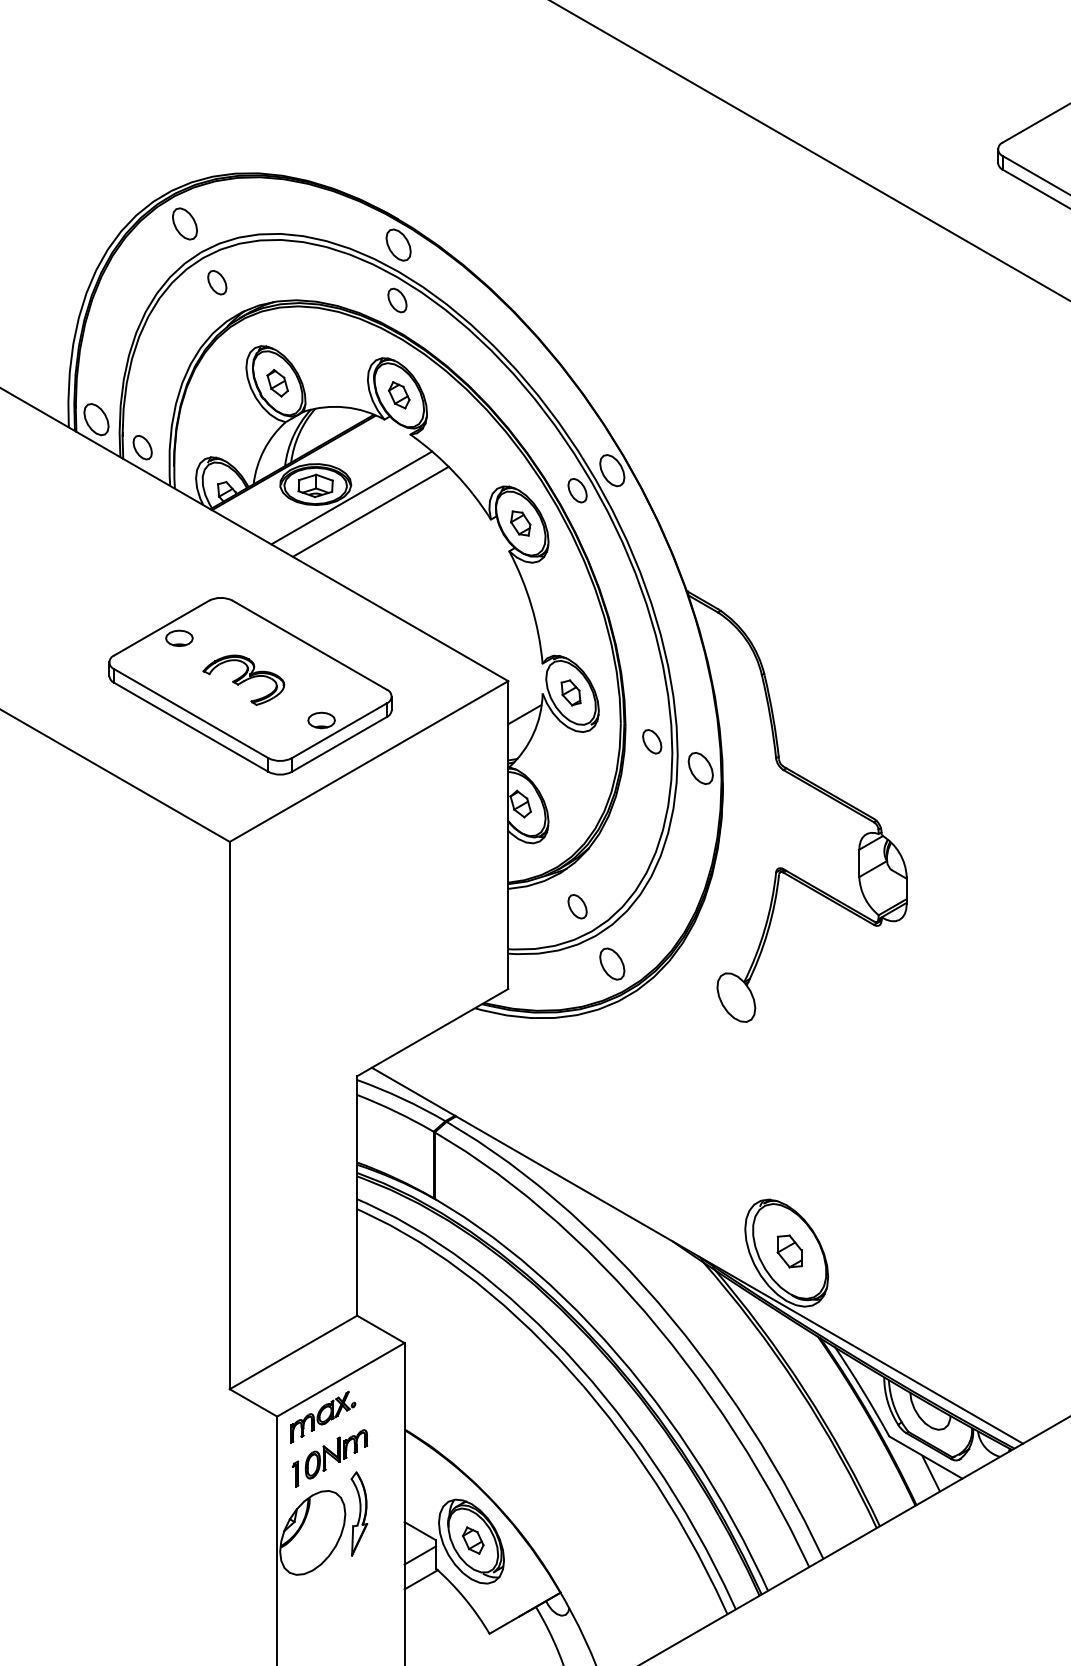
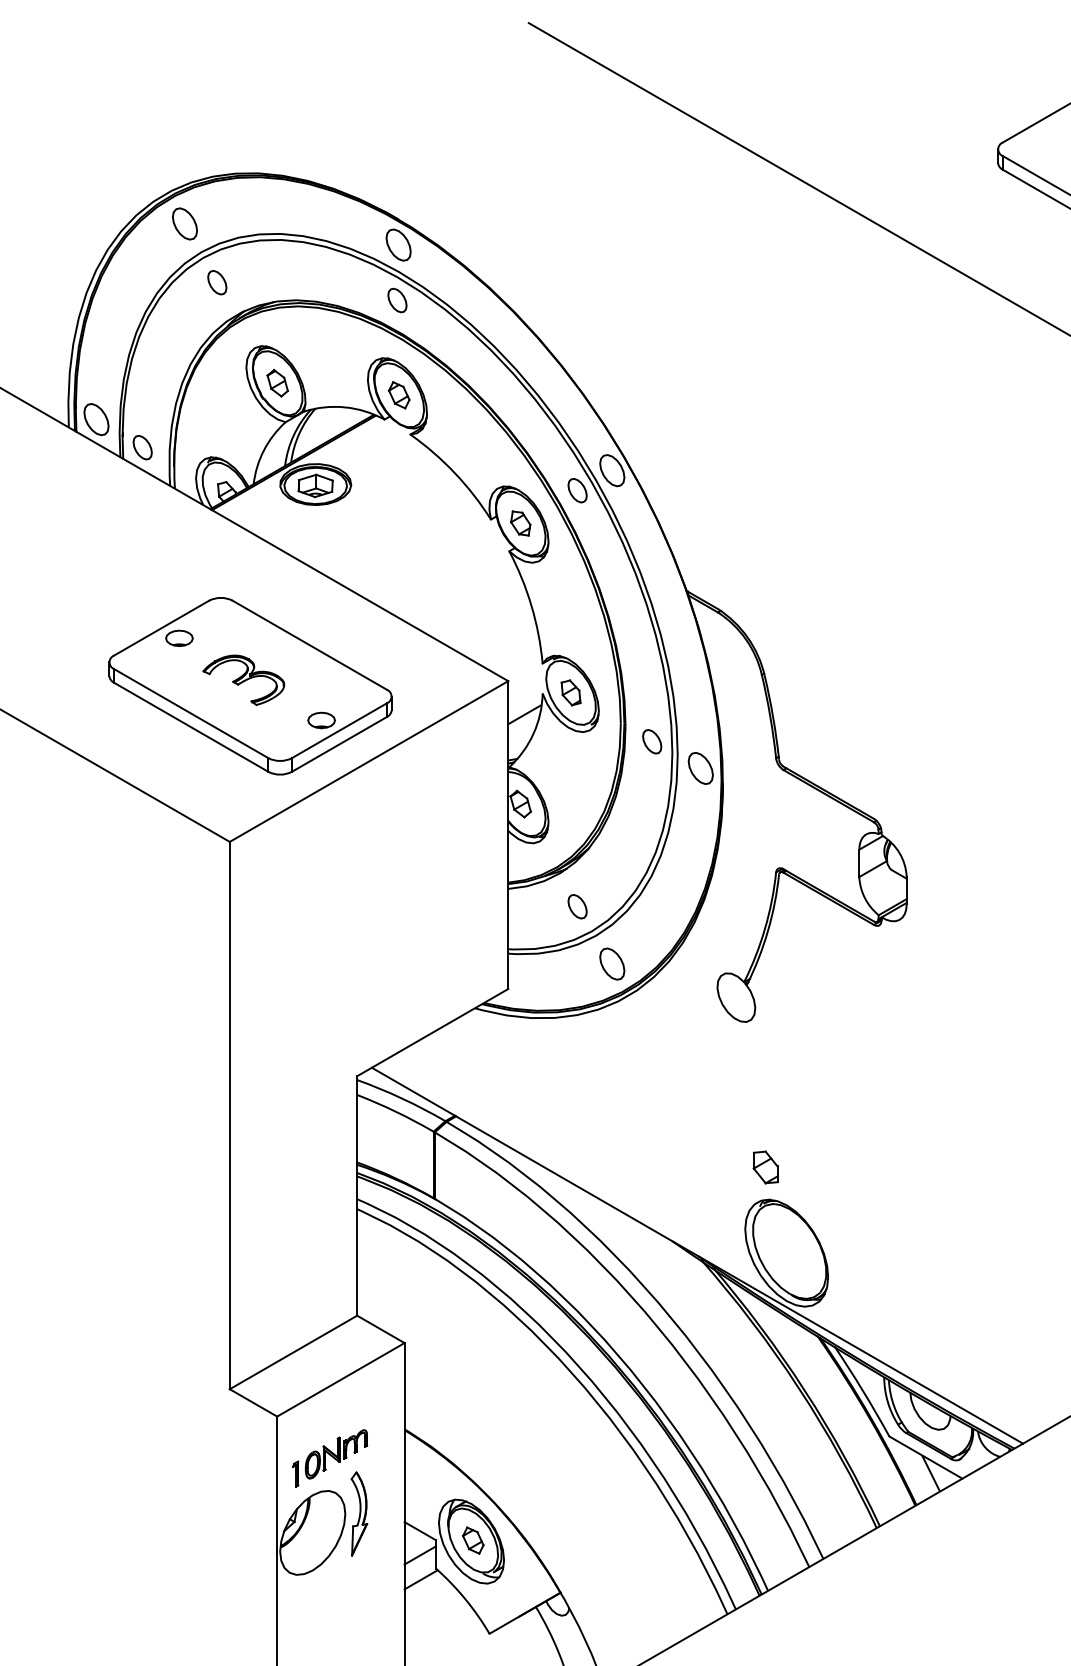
line position: (809, 150) -> (797, 178) (797, 178)
line: present -> none (351, 497)
line: present -> none (370, 511)
part position: (789, 1251) -> (765, 1167) (765, 1167)
part: present -> none (323, 1417)
